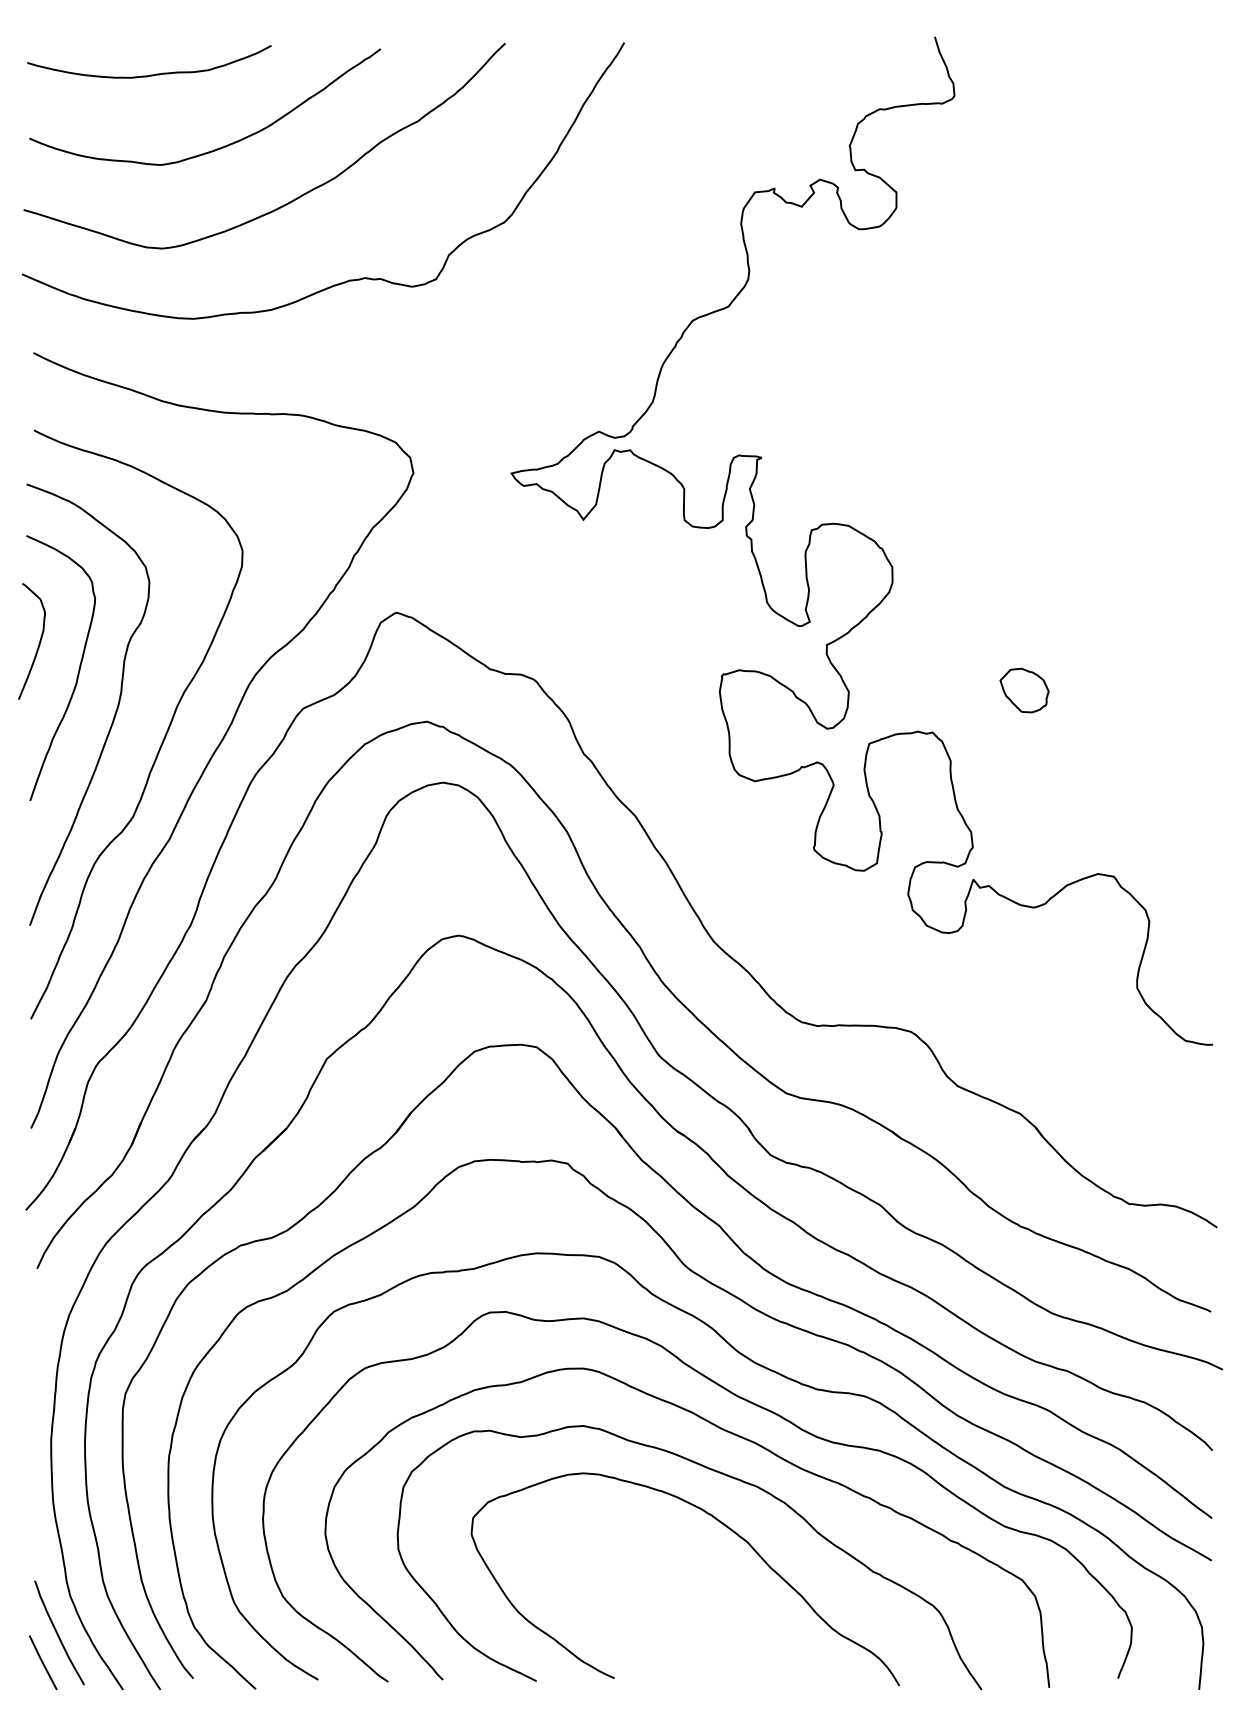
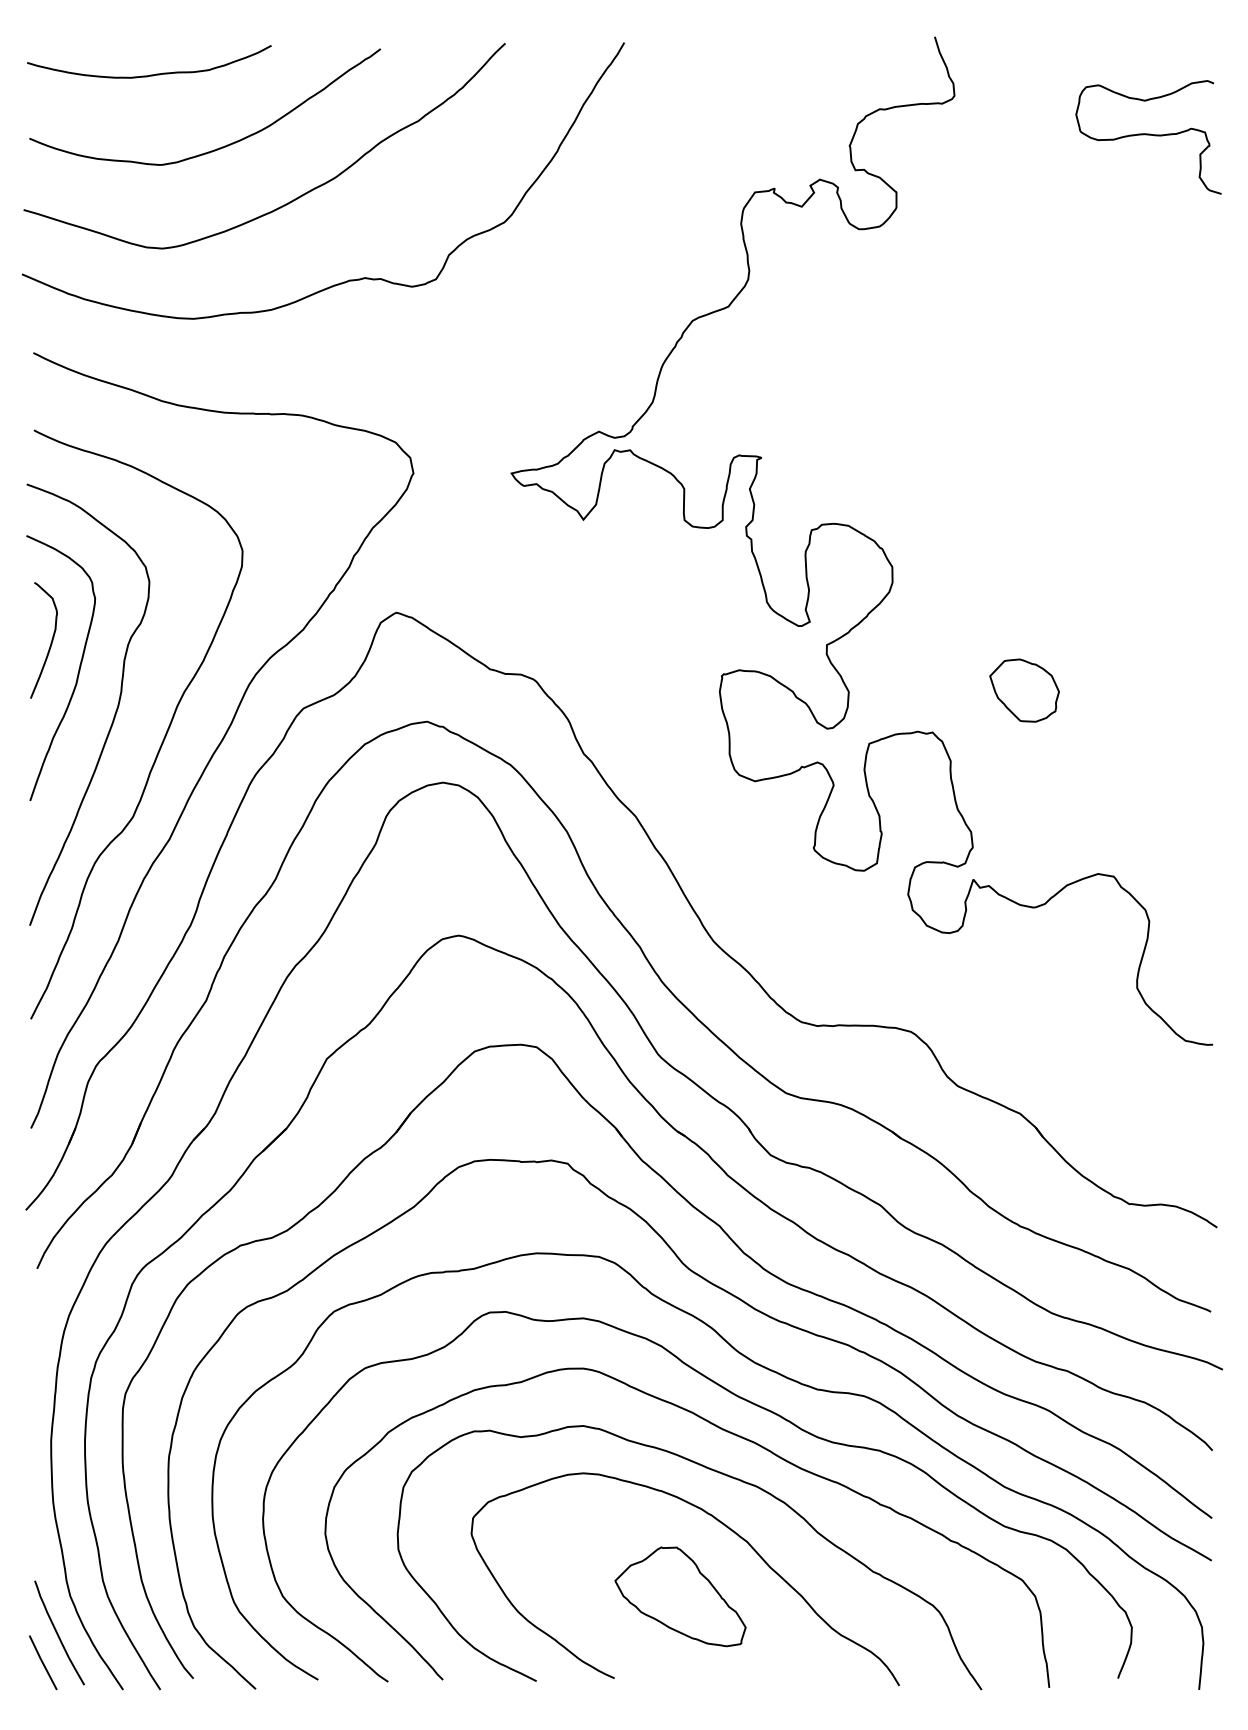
curve: none -> present (1148, 135)
curve position: (38, 643) -> (50, 642) (50, 642)
part size: 51x47 px -> 71x65 px (1024, 690)
part: none -> present (680, 1596)
